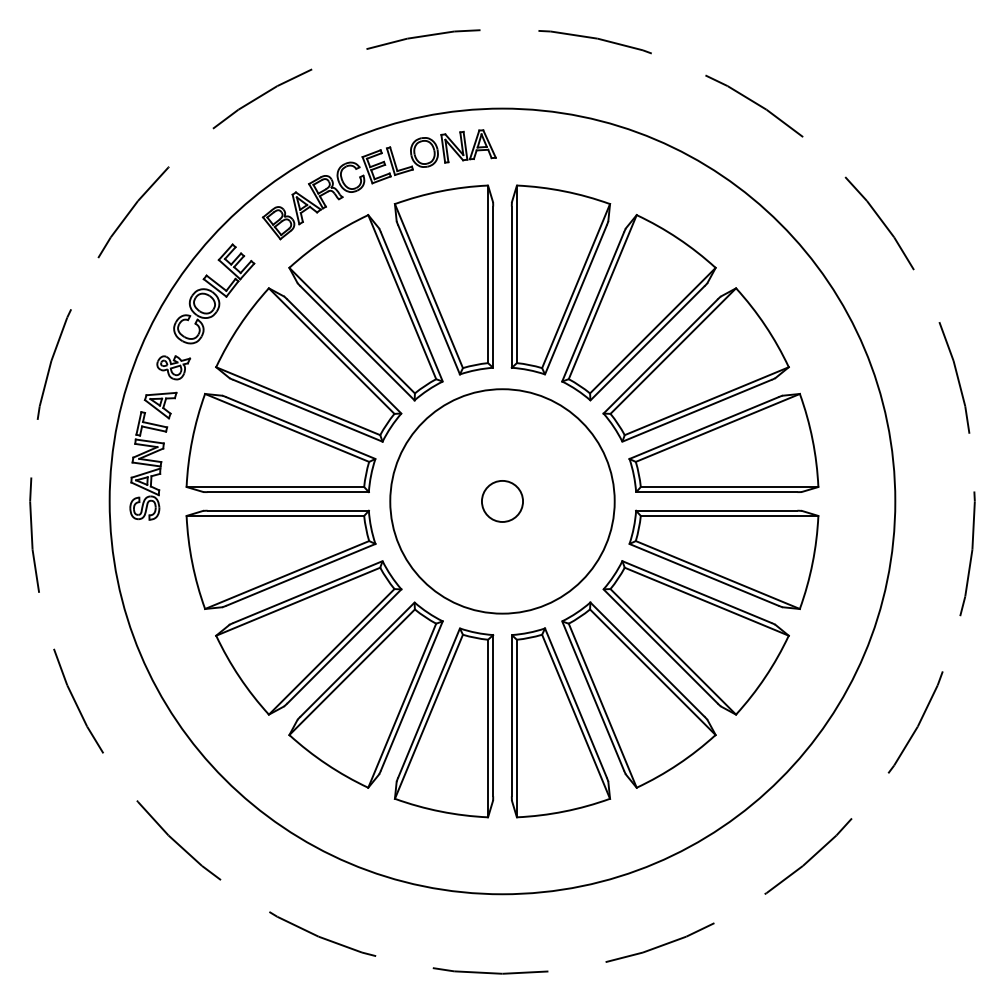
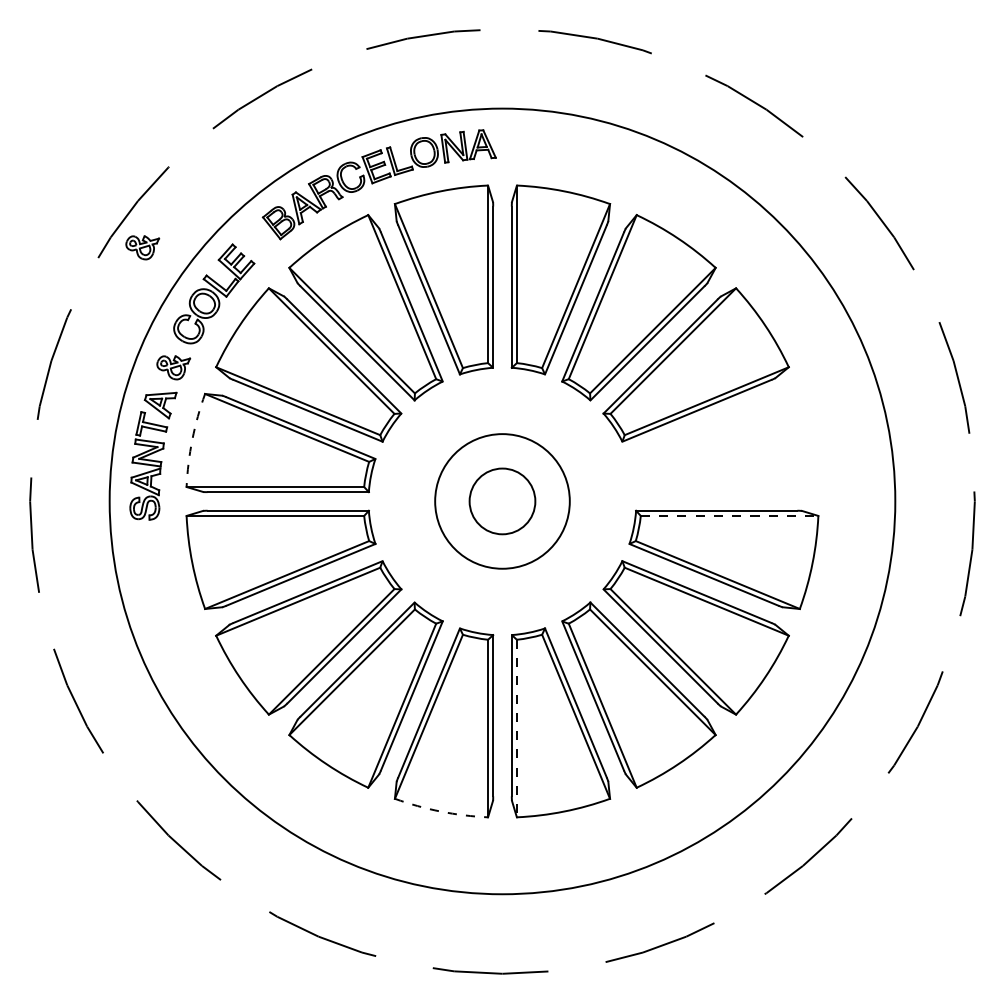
part: none -> present (142, 247)
arc: solid -> dashed (192, 439)
part: present -> none (723, 442)
circle diameter: 41 px -> 66 px (502, 501)
circle diameter: 224 px -> 135 px (502, 501)
line: solid -> dashed (729, 515)
line: solid -> dashed (516, 728)
arc: solid -> dashed (440, 811)
